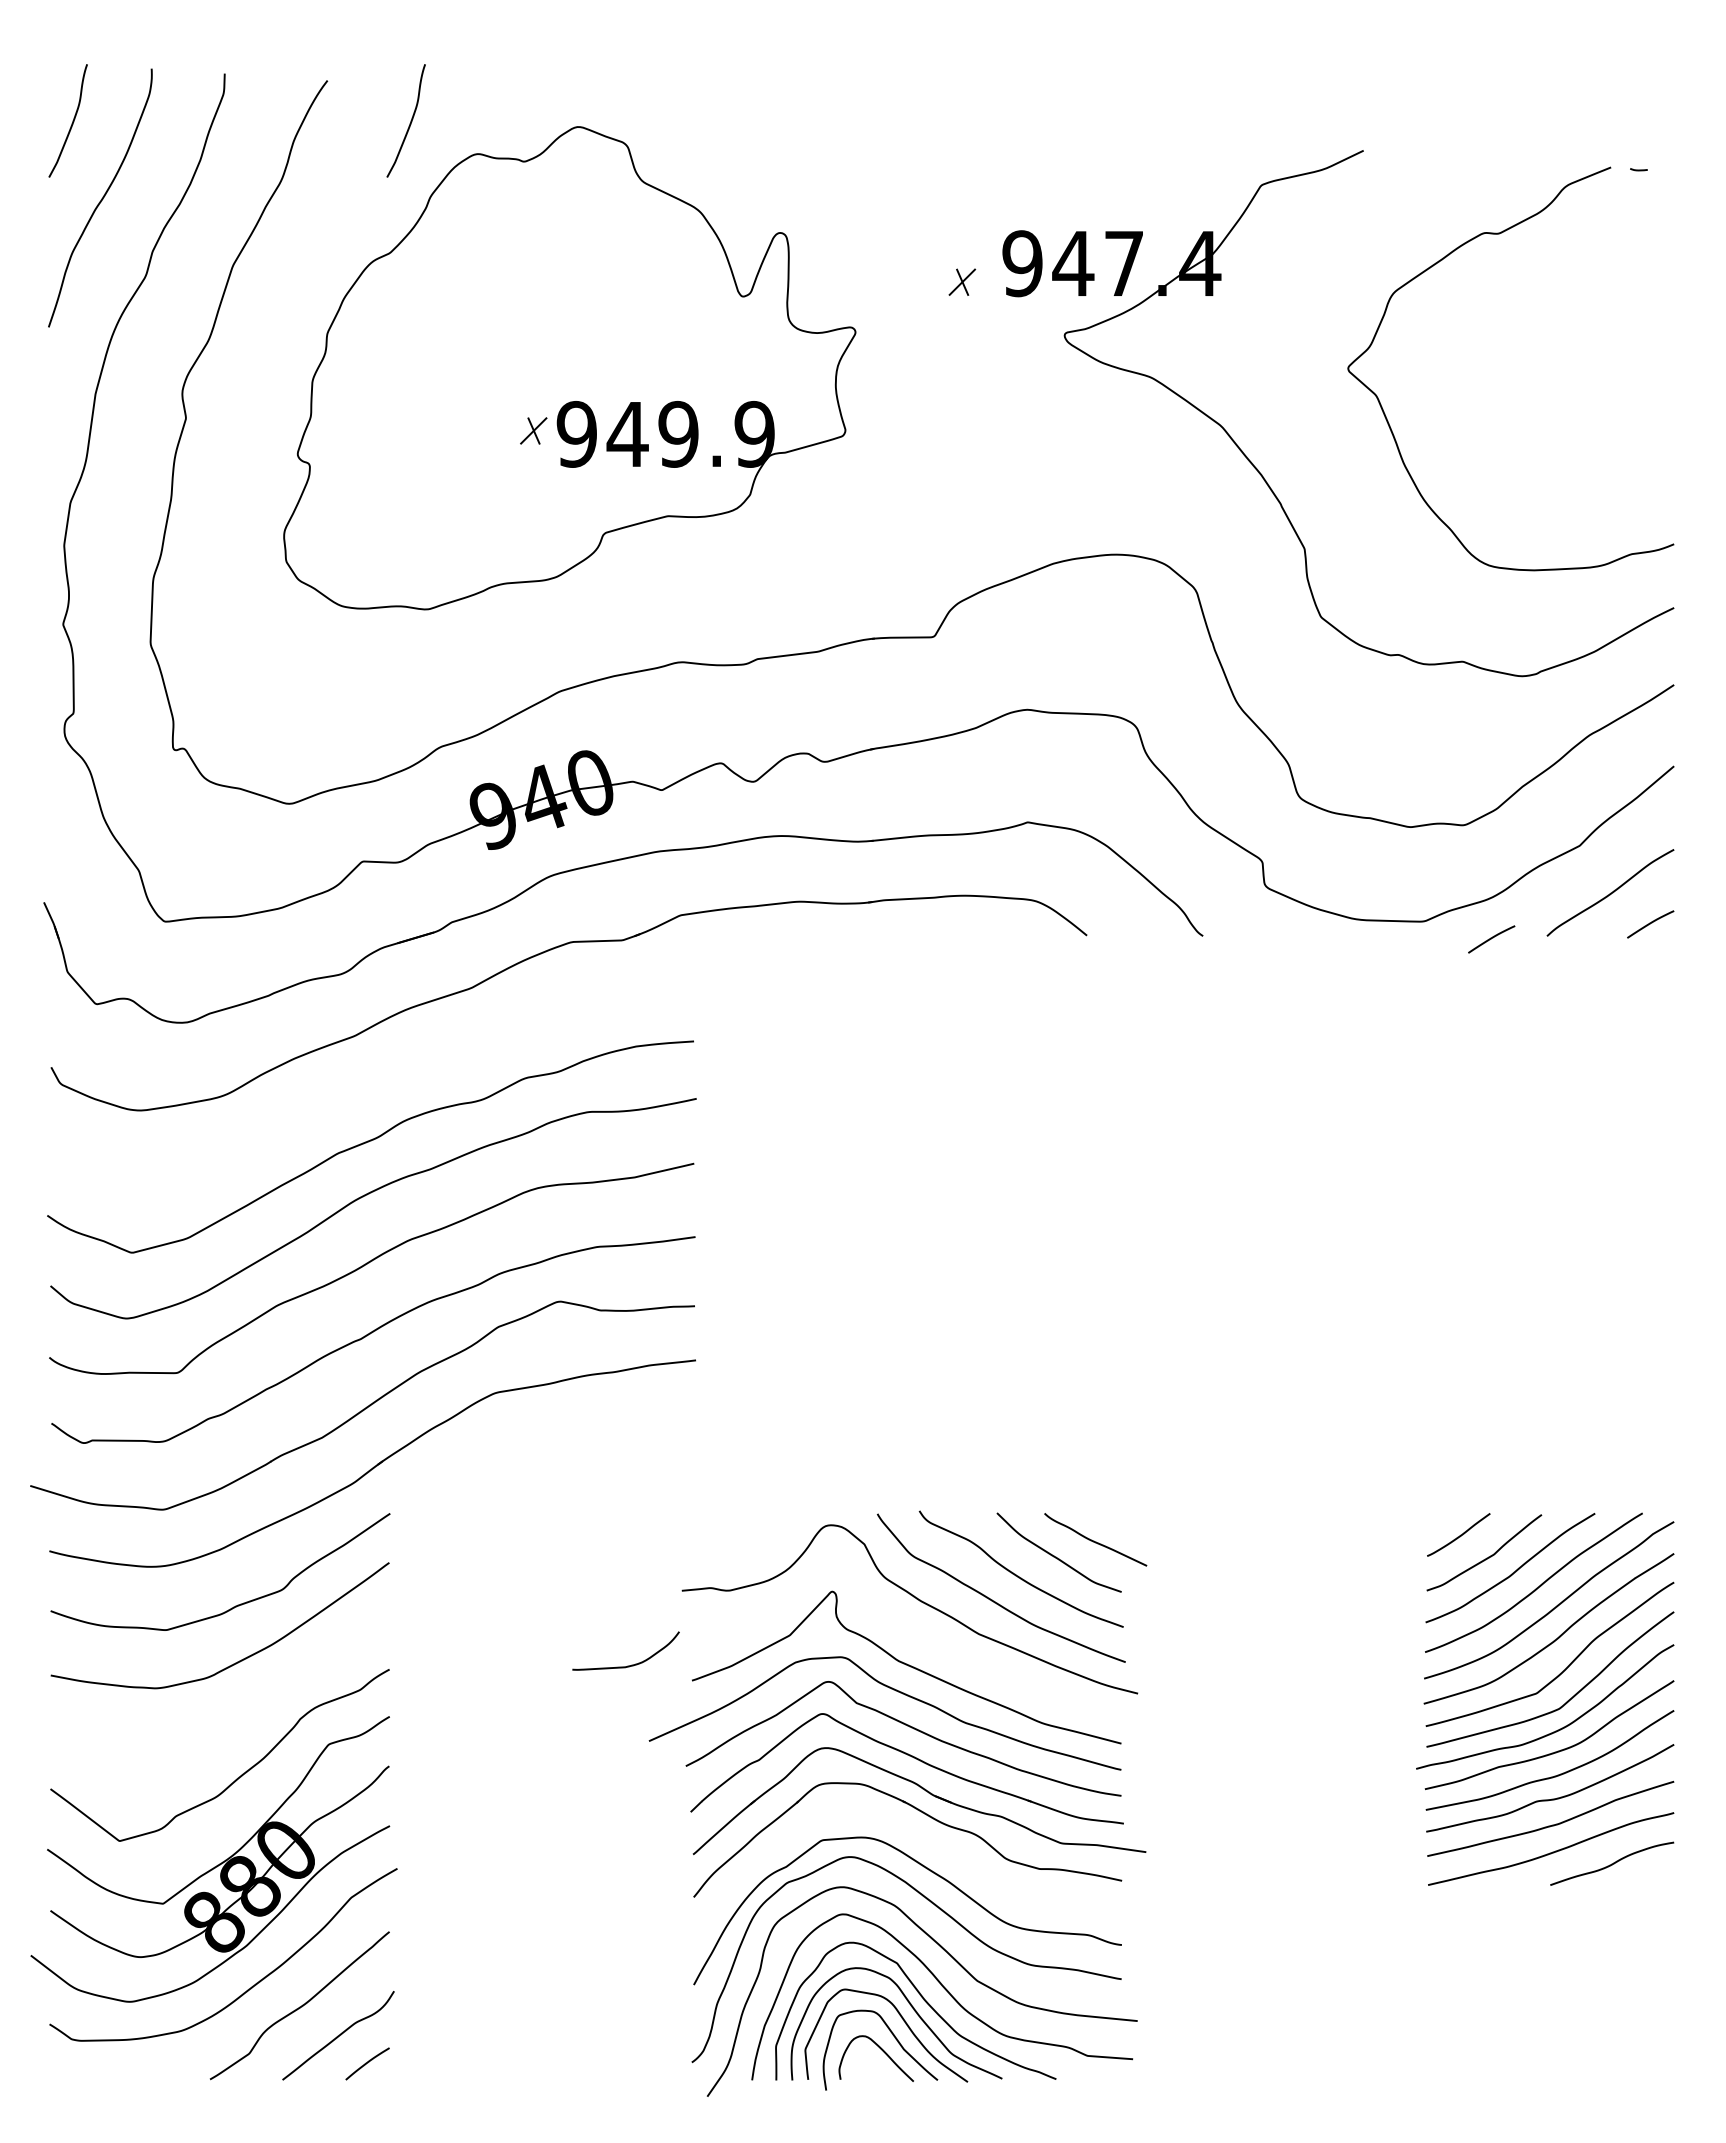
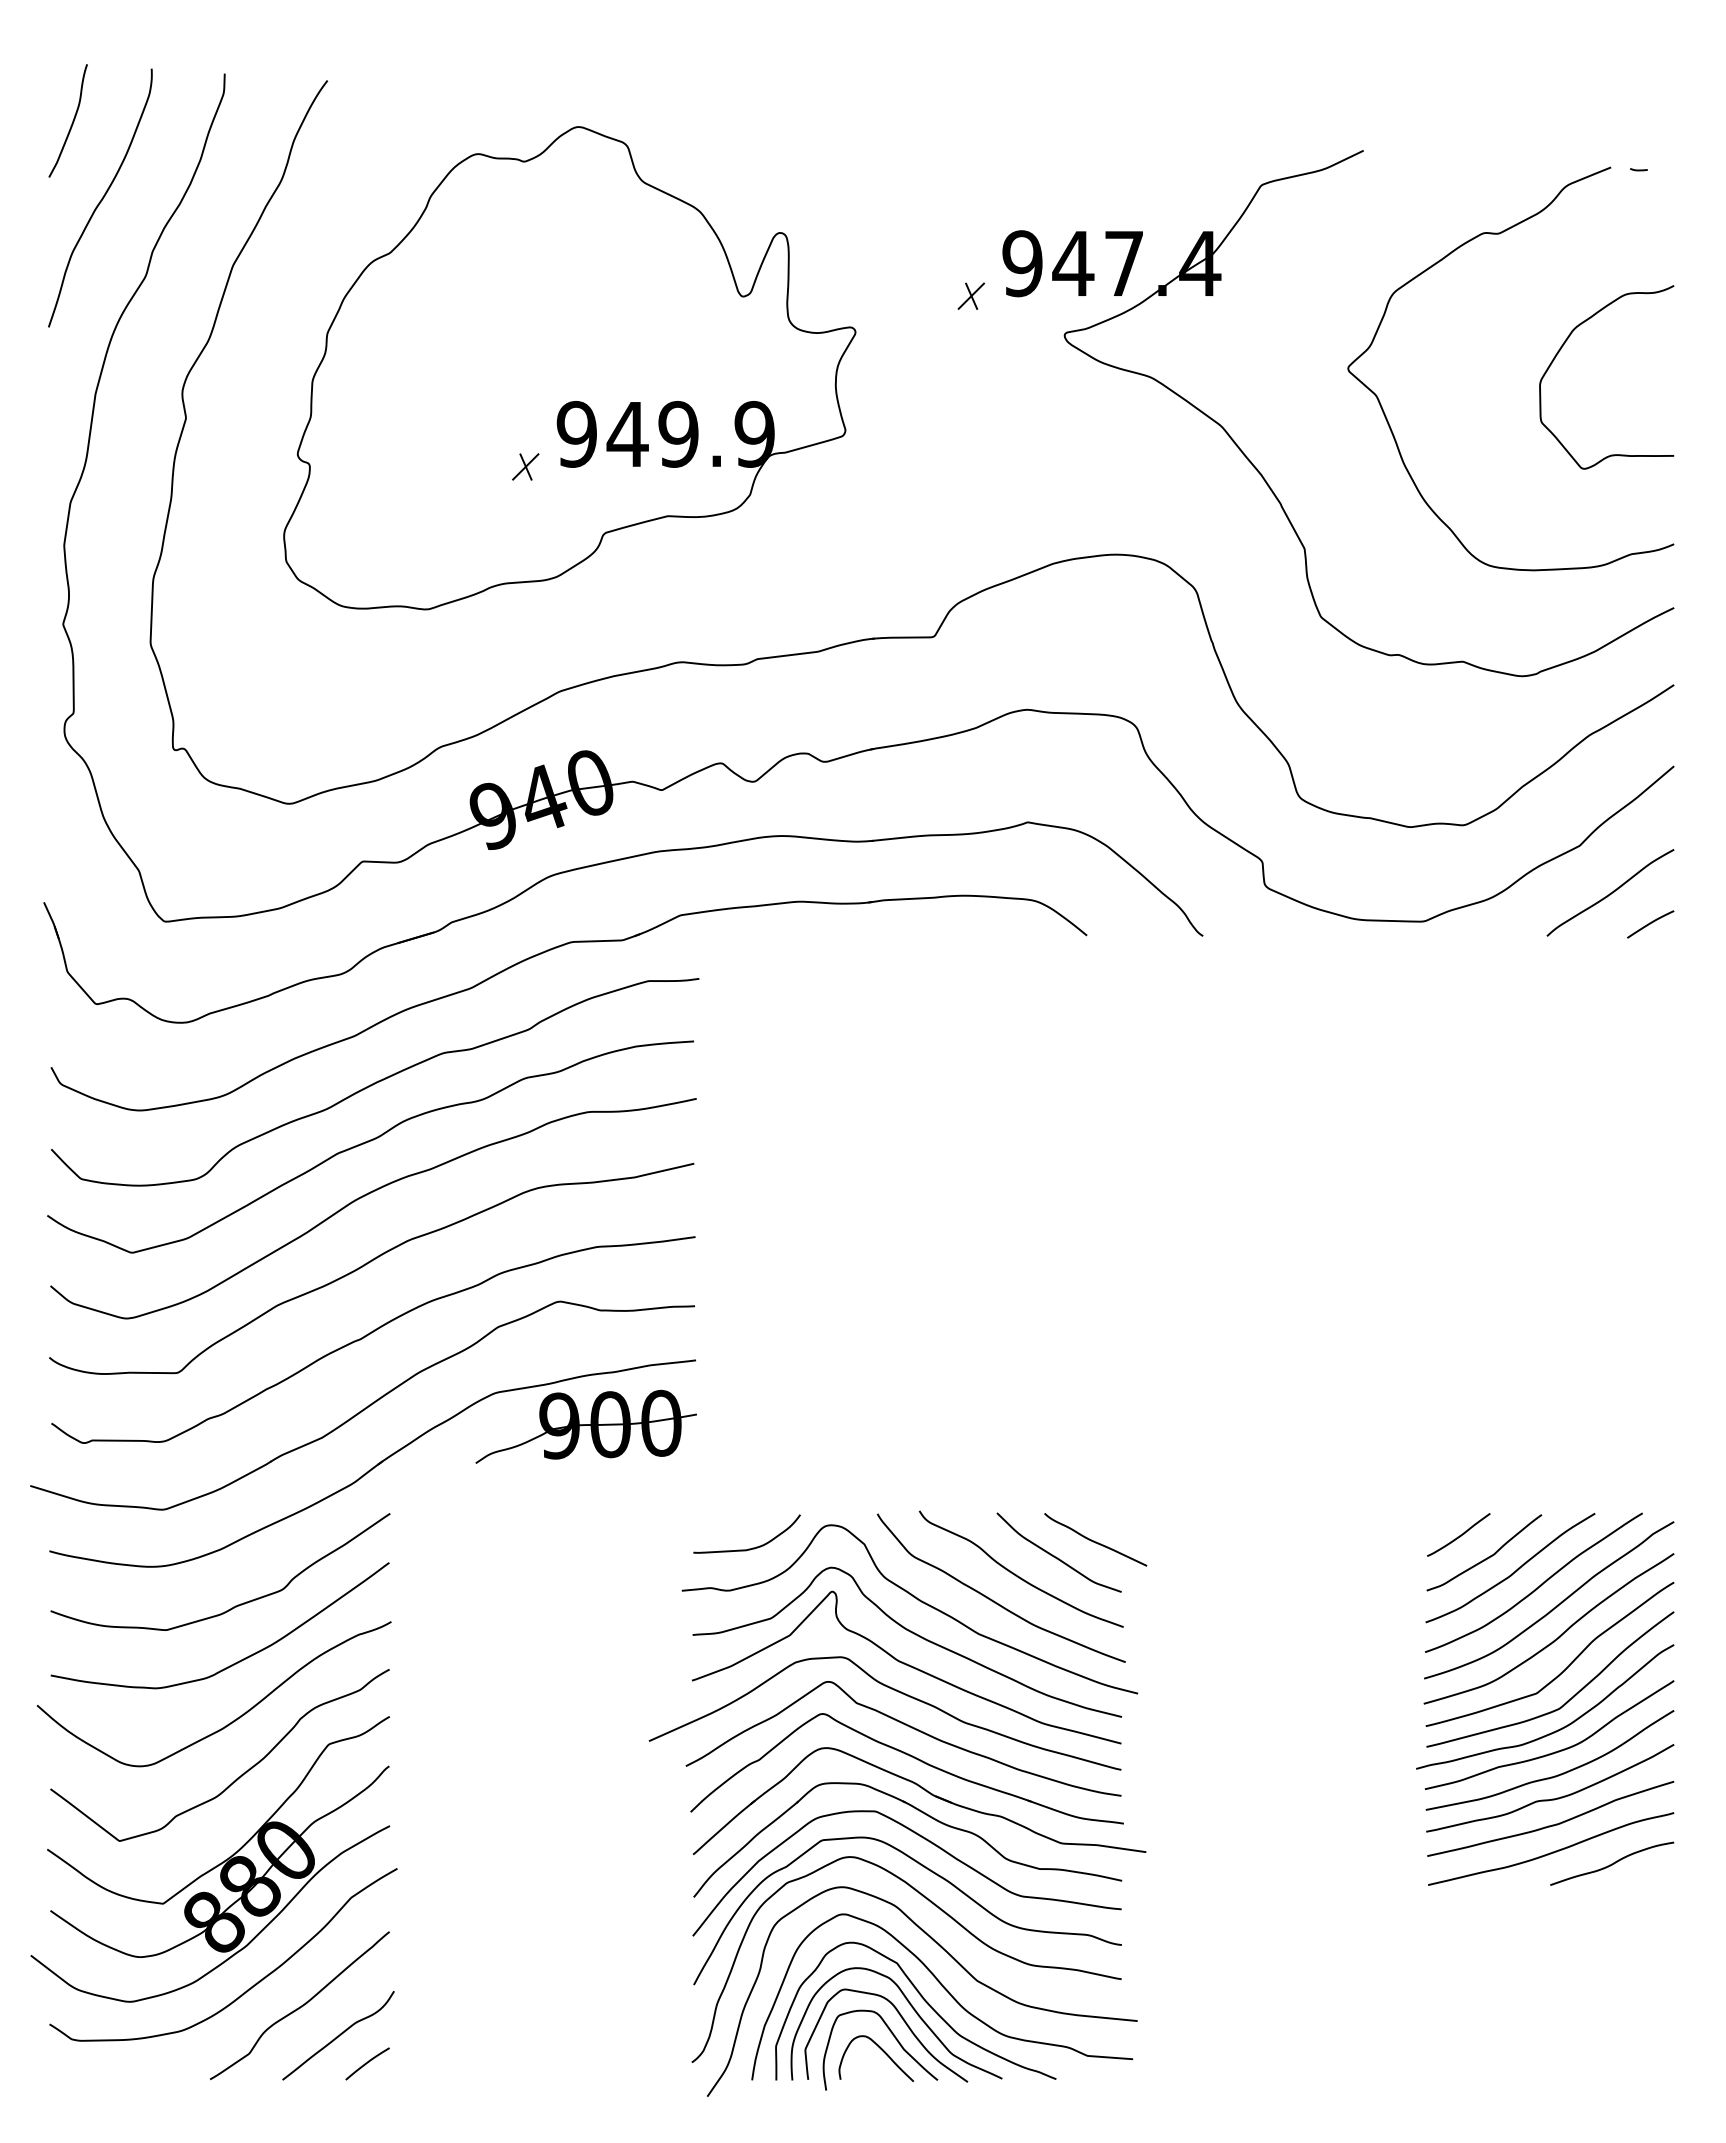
curve: present -> none (410, 120)
part position: (962, 281) -> (971, 295) (971, 295)
curve: none -> present (1561, 349)
part position: (533, 430) -> (525, 466) (525, 466)
curve: present -> none (1491, 939)
curve: none -> present (375, 1082)
part: none -> present (585, 1426)
curve: none -> present (913, 1634)
curve position: (627, 1665) -> (748, 1548) (748, 1548)
curve: none -> present (231, 1721)
curve: none -> present (927, 1841)
